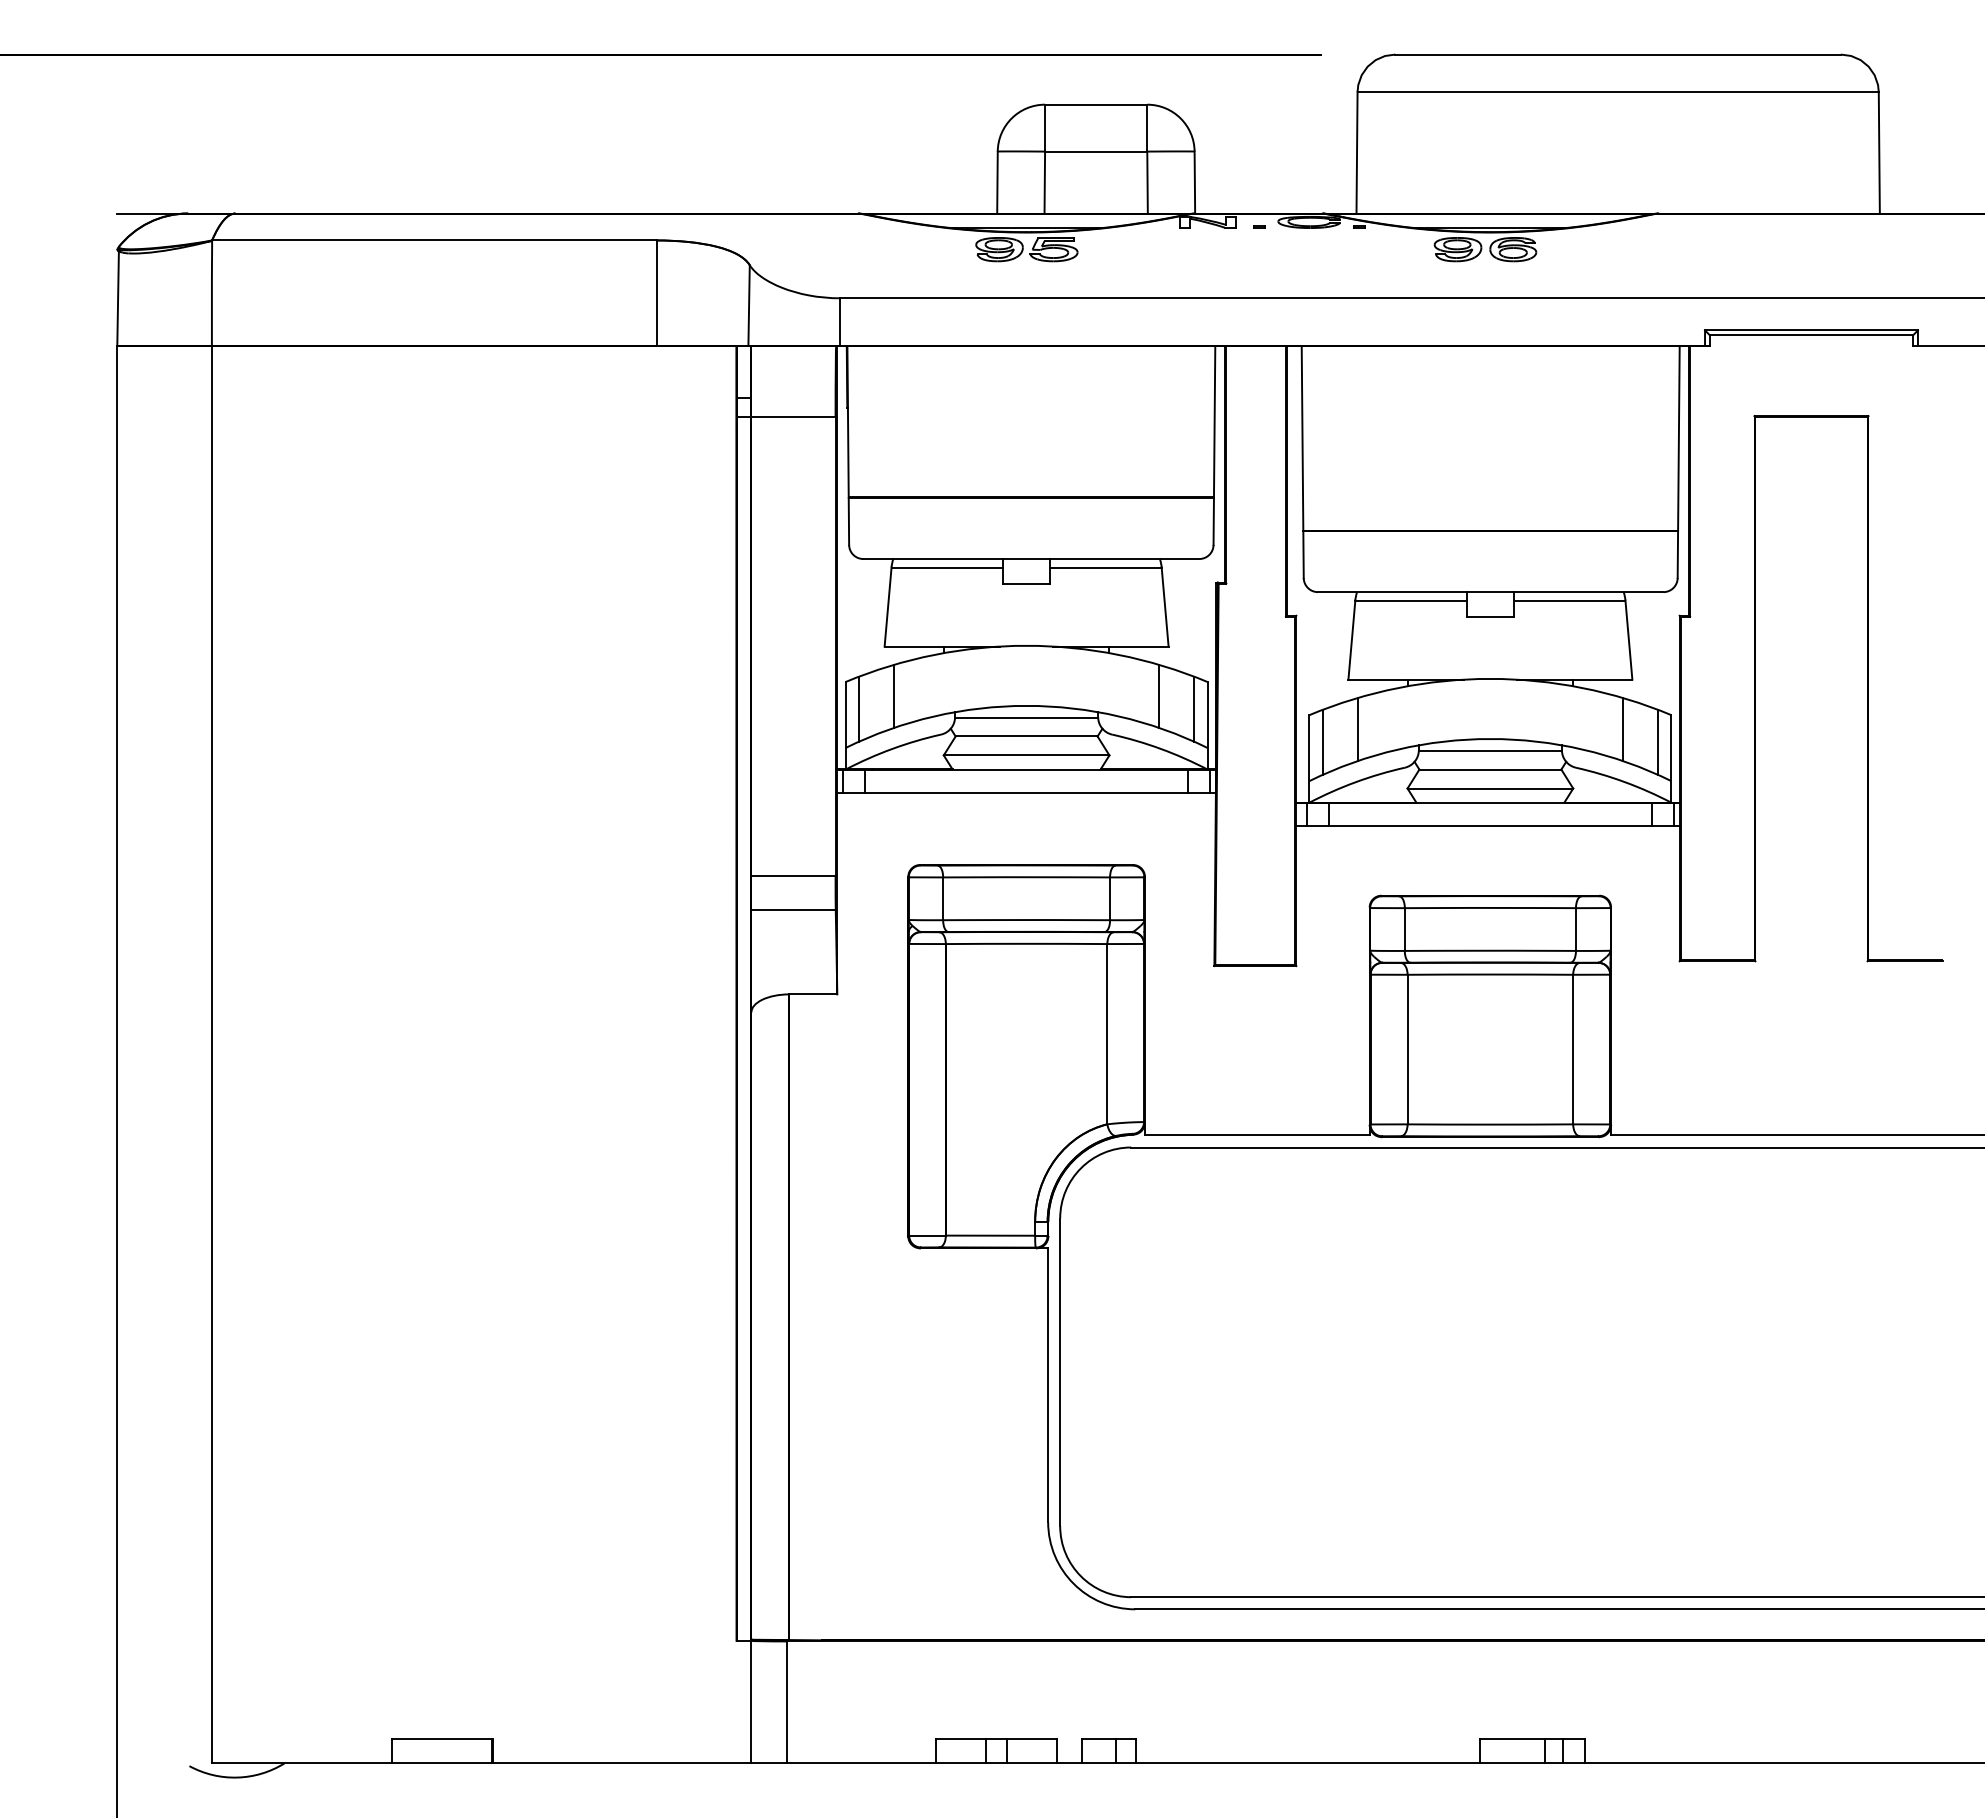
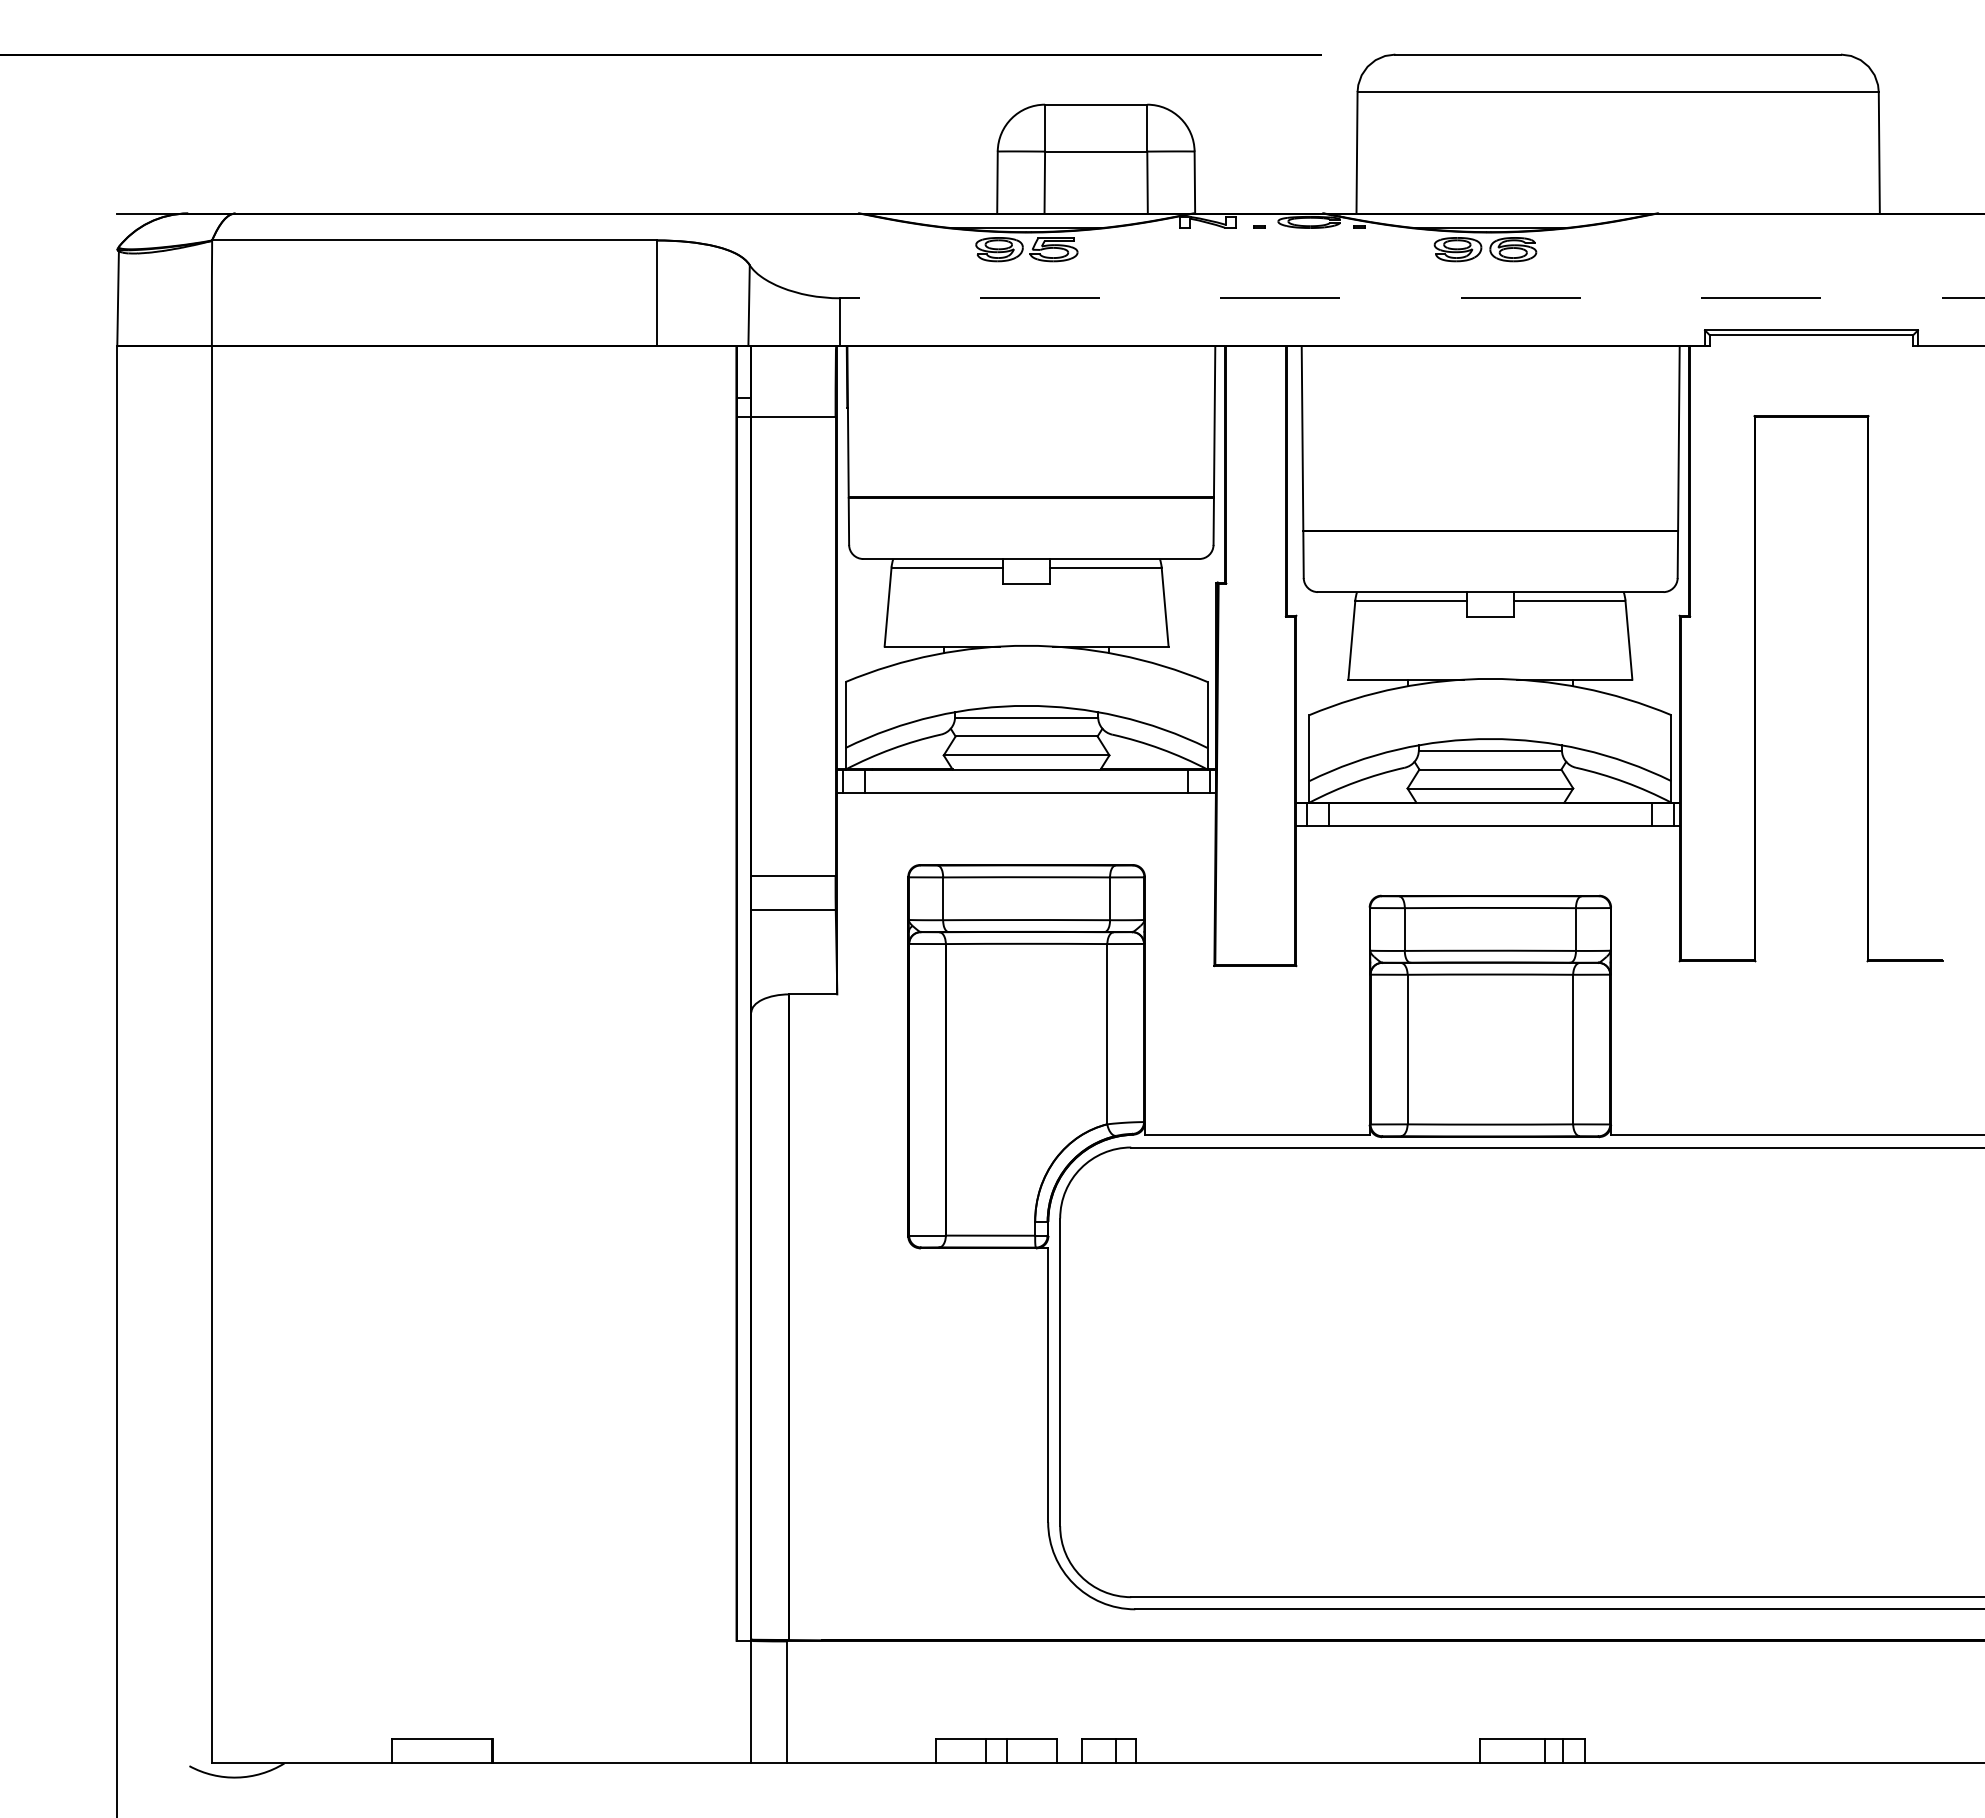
line: solid -> dashed (1412, 298)
line: present -> none (893, 696)
line: present -> none (1159, 696)
line: present -> none (858, 708)
line: present -> none (1194, 708)
line: present -> none (1357, 729)
line: present -> none (1623, 729)
line: present -> none (1322, 741)
line: present -> none (1658, 741)
